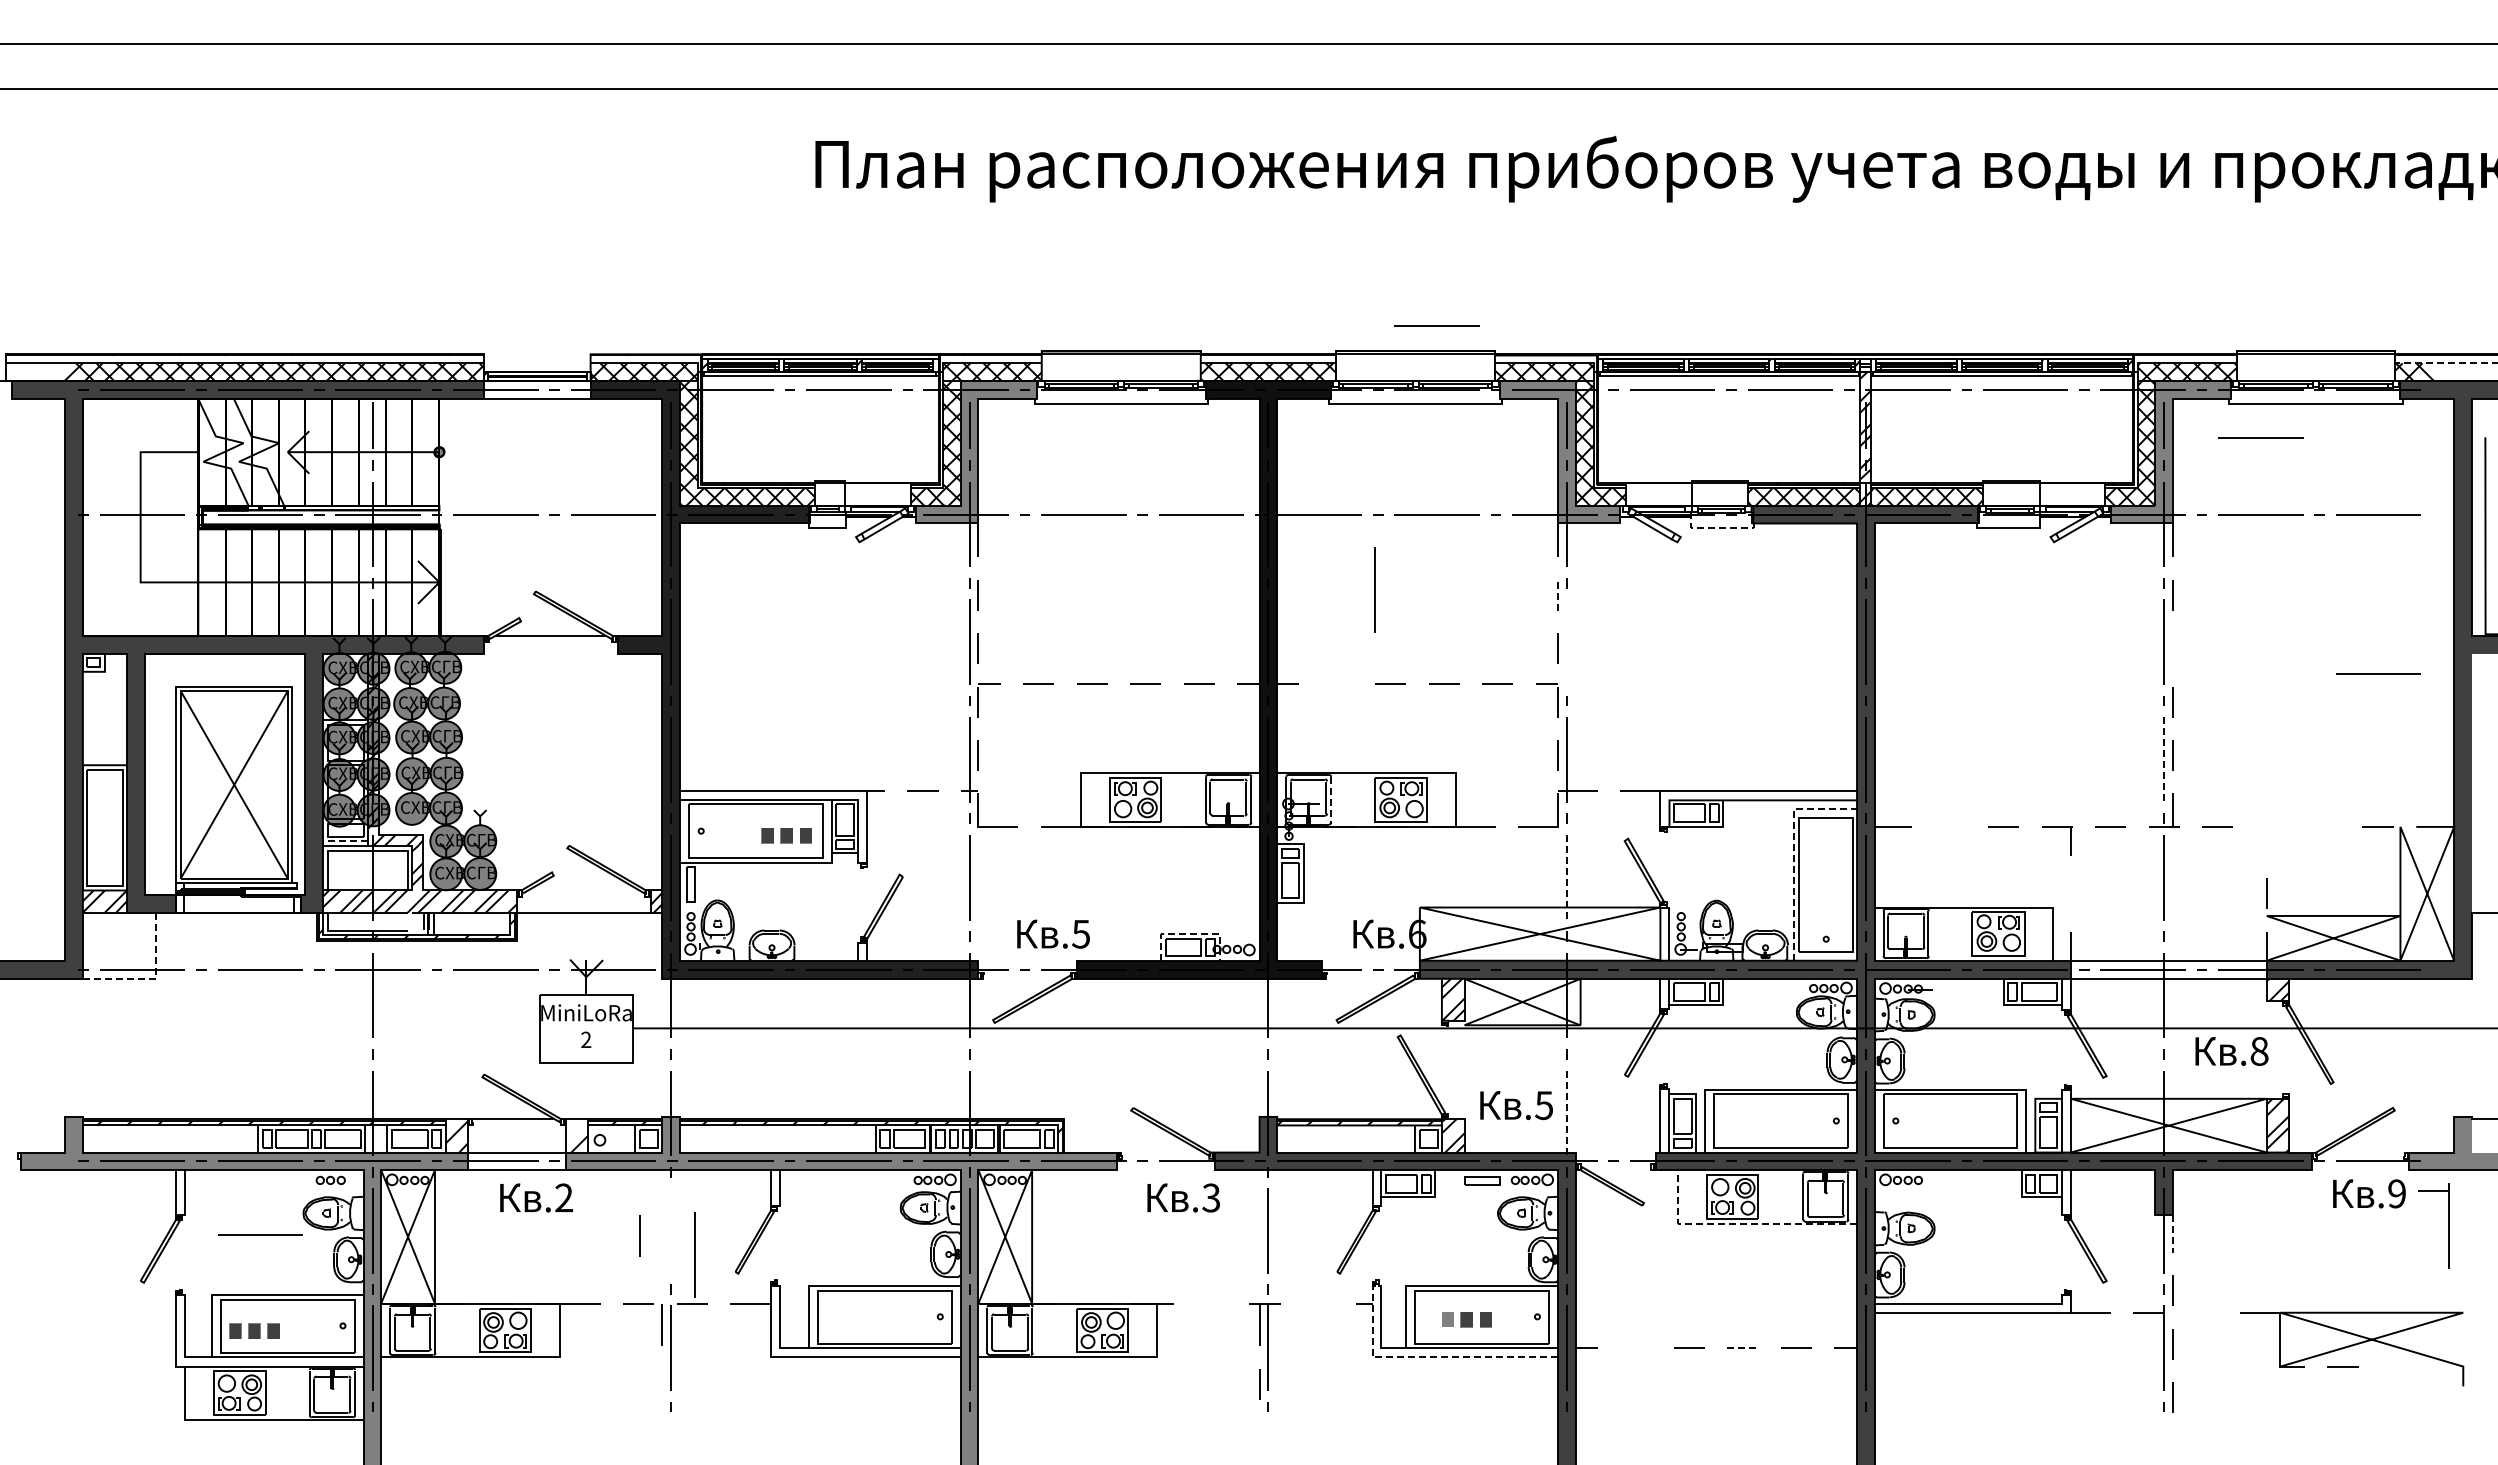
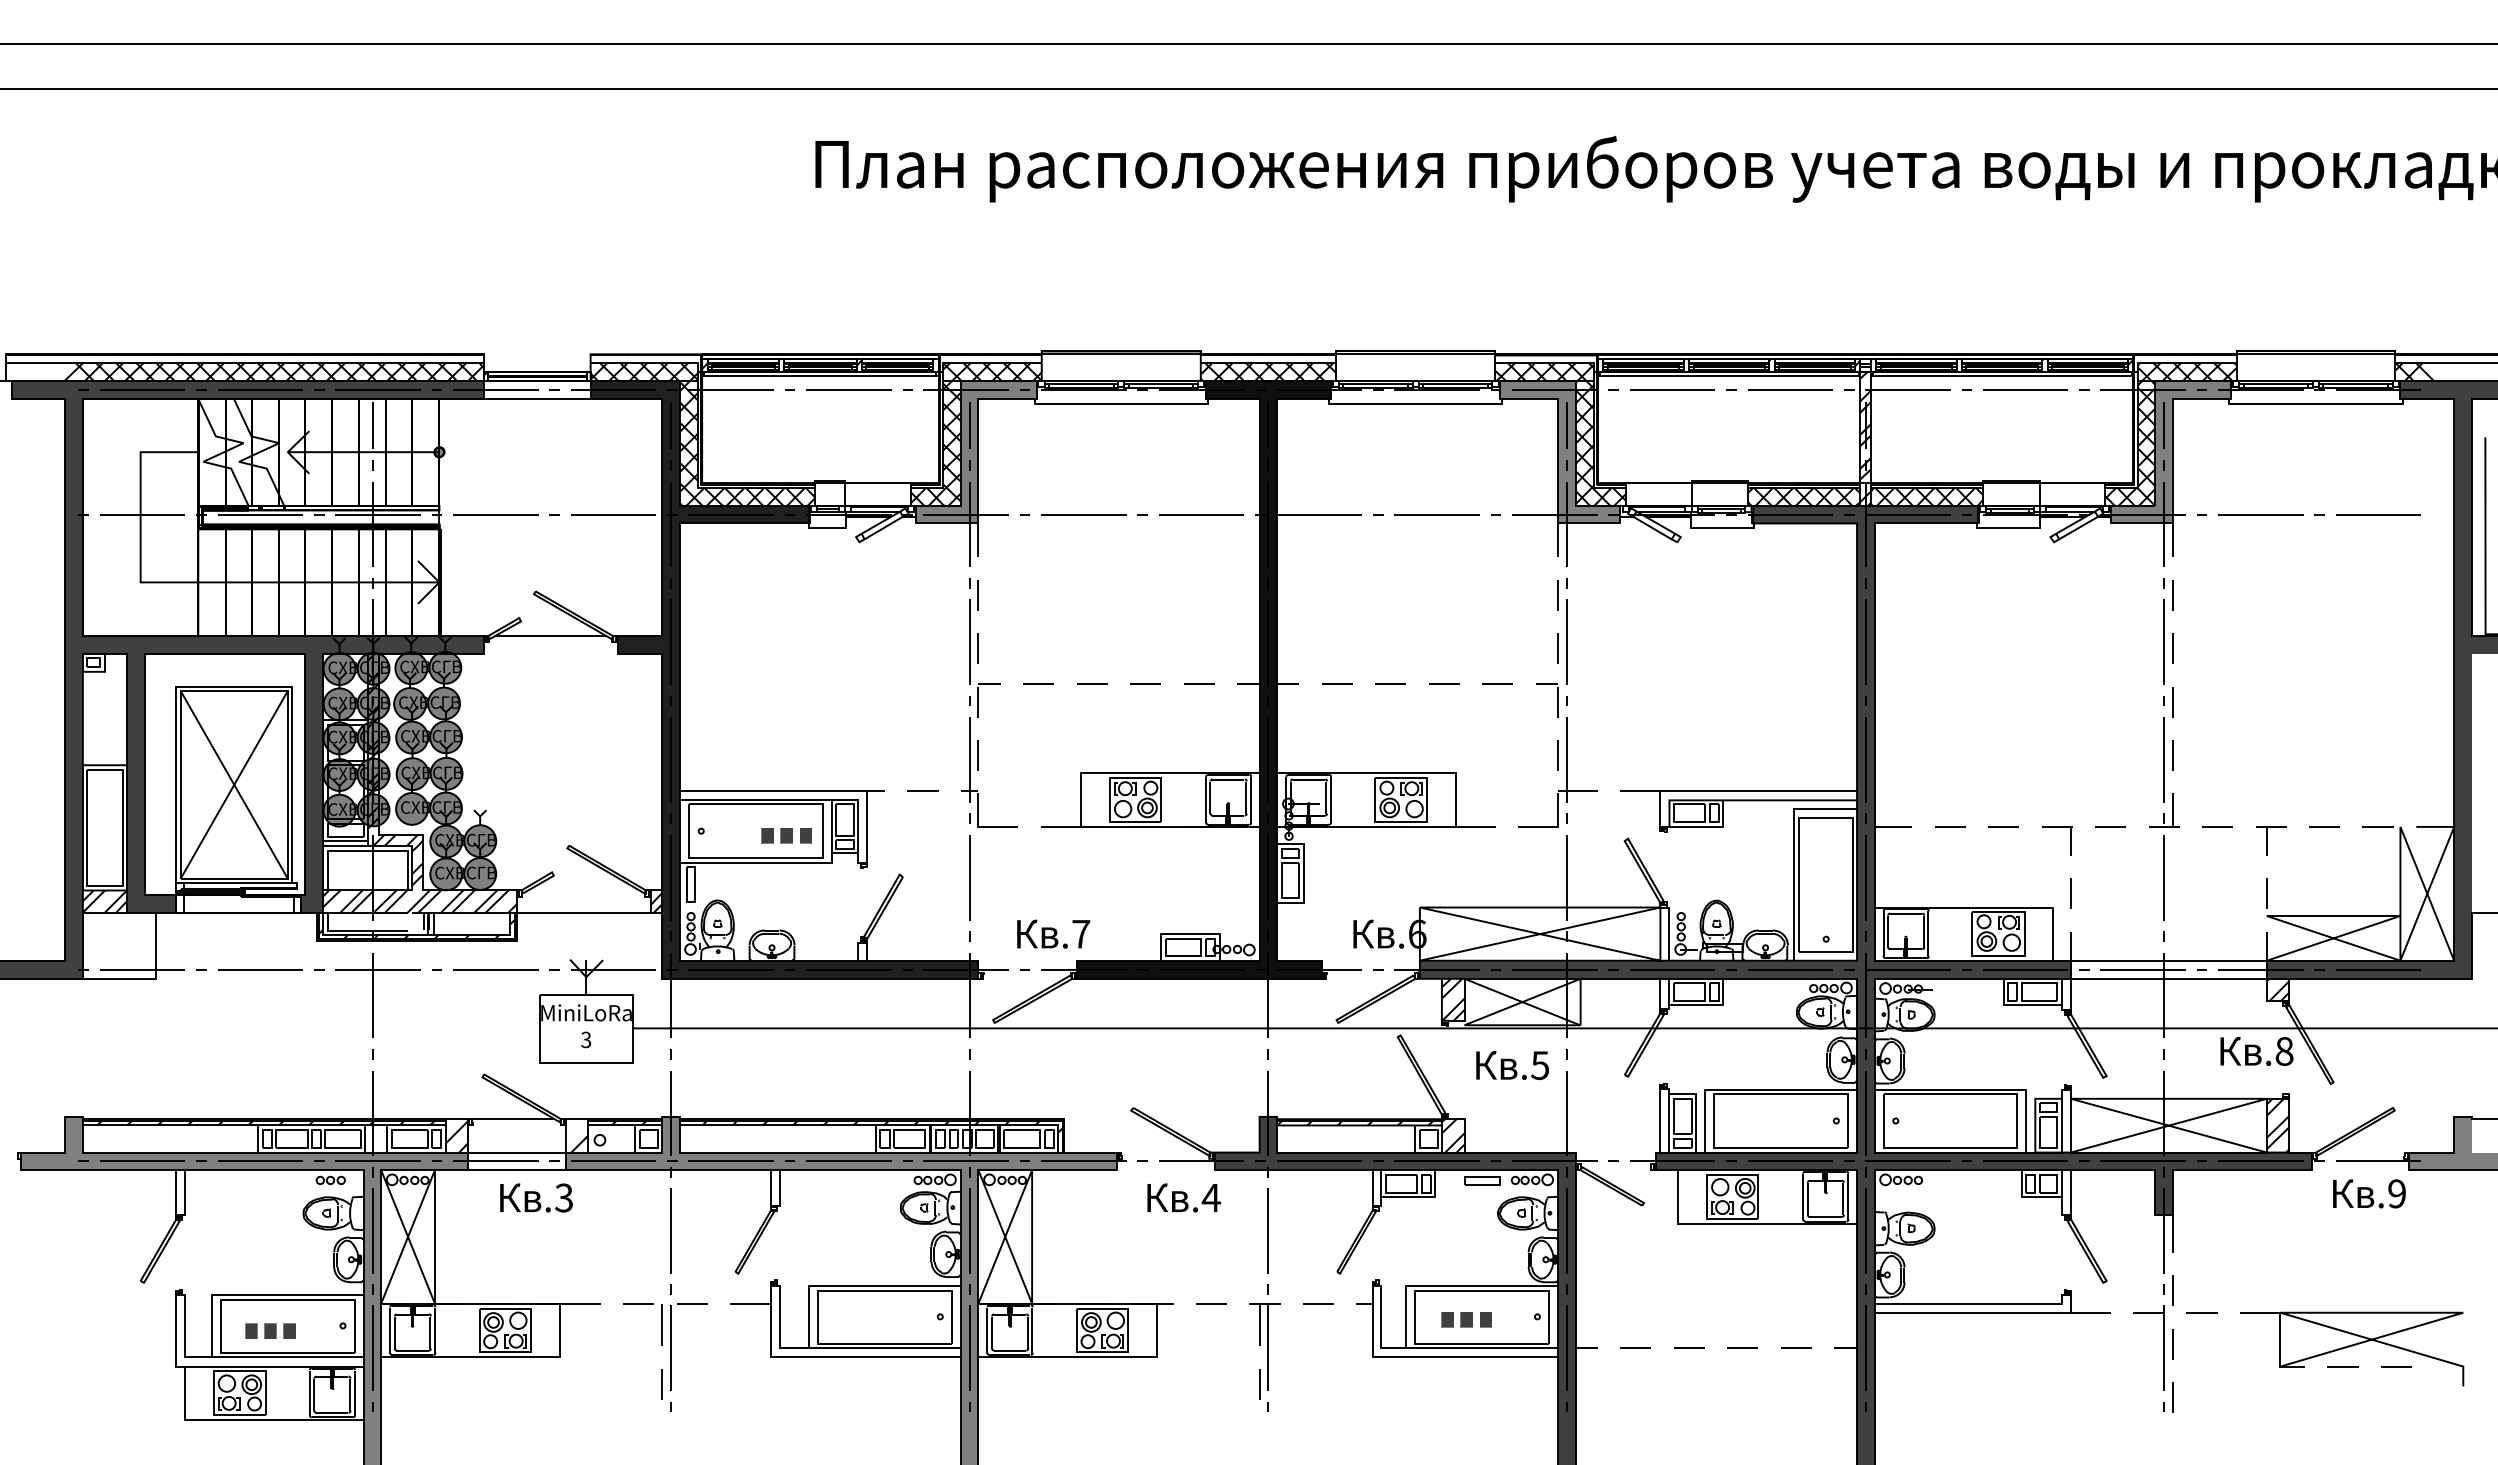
line: present -> none (1436, 325)
line: dashed -> solid (2446, 363)
line: present -> none (2260, 437)
line: dashed -> solid (1717, 528)
line position: (1374, 589) -> (1566, 641) (1566, 641)
line: dashed -> solid (1557, 595)
line: none -> present (2172, 648)
line: present -> none (2378, 673)
line: none -> present (1337, 683)
line: dashed -> solid (2164, 759)
line: dashed -> solid (1331, 800)
line: none -> present (1950, 826)
line: none -> present (2324, 826)
part: none -> present (2271, 840)
line: dashed -> solid (345, 841)
line: dashed -> solid (1794, 851)
line: dashed -> solid (1566, 877)
line: none -> present (2070, 893)
text: .5 -> .7 (1081, 934)
line: dashed -> solid (1190, 934)
line: dashed -> solid (152, 978)
text: 2 -> 3 (586, 1040)
text position: (2231, 1051) -> (2256, 1051) (2256, 1051)
text position: (1516, 1105) -> (1512, 1065) (1512, 1065)
line: dashed -> solid (1566, 1113)
text: .3 -> .4 (1210, 1197)
text: .2 -> .3 (563, 1198)
line: dashed -> solid (1740, 1223)
part: present -> none (2448, 1225)
line: dashed -> solid (2173, 1233)
line: present -> none (260, 1234)
line: present -> none (639, 1235)
line position: (694, 1254) -> (670, 1230) (670, 1230)
line: none -> present (1211, 1303)
line: none -> present (1318, 1303)
line: none -> present (2201, 1312)
fill: none -> present (1447, 1319)
part position: (254, 1330) -> (270, 1330) (270, 1330)
line: none -> present (1635, 1347)
line: dashed -> solid (1742, 1348)
line: dashed -> solid (1424, 1357)
line: none -> present (2396, 1366)
line: none -> present (661, 1384)
